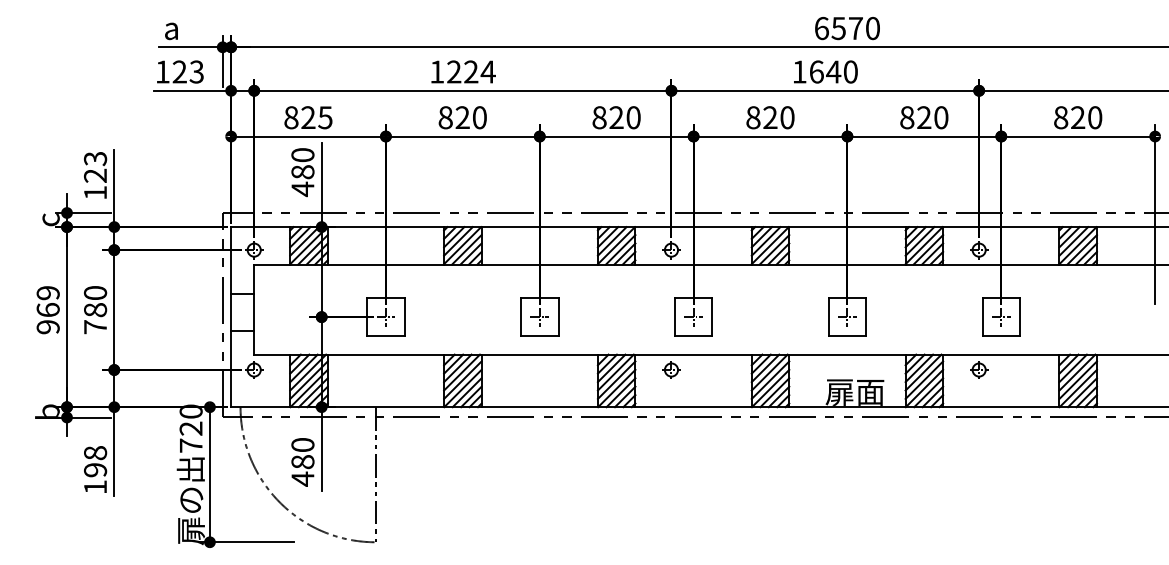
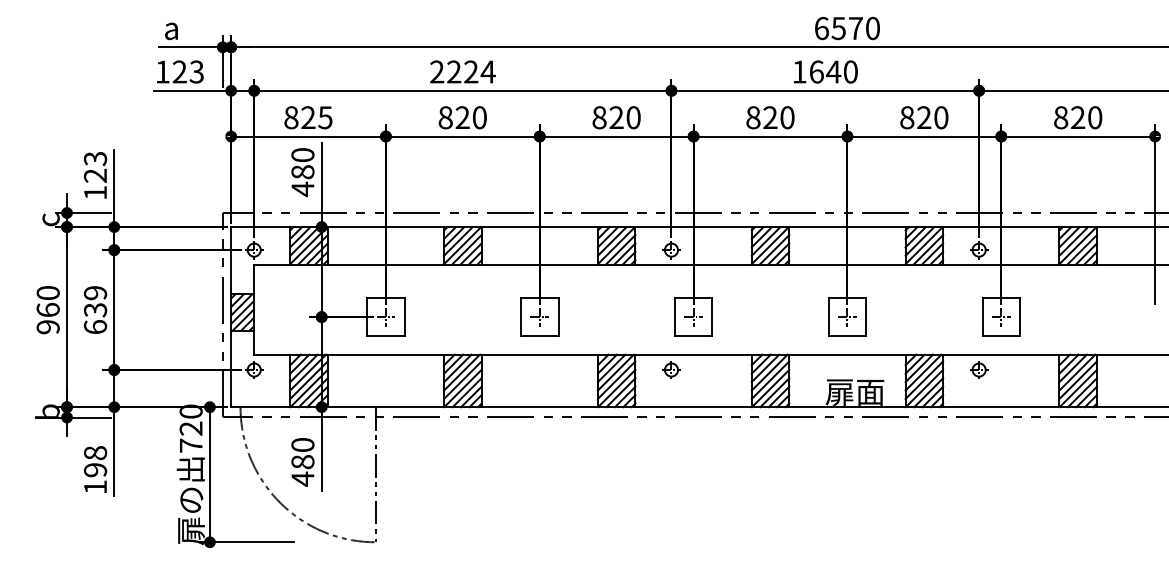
text: 1224 -> 2224 (437, 71)
text: 969 -> 960 (47, 293)
text: 780 -> 639 (95, 310)
hatch: none -> present (242, 312)
